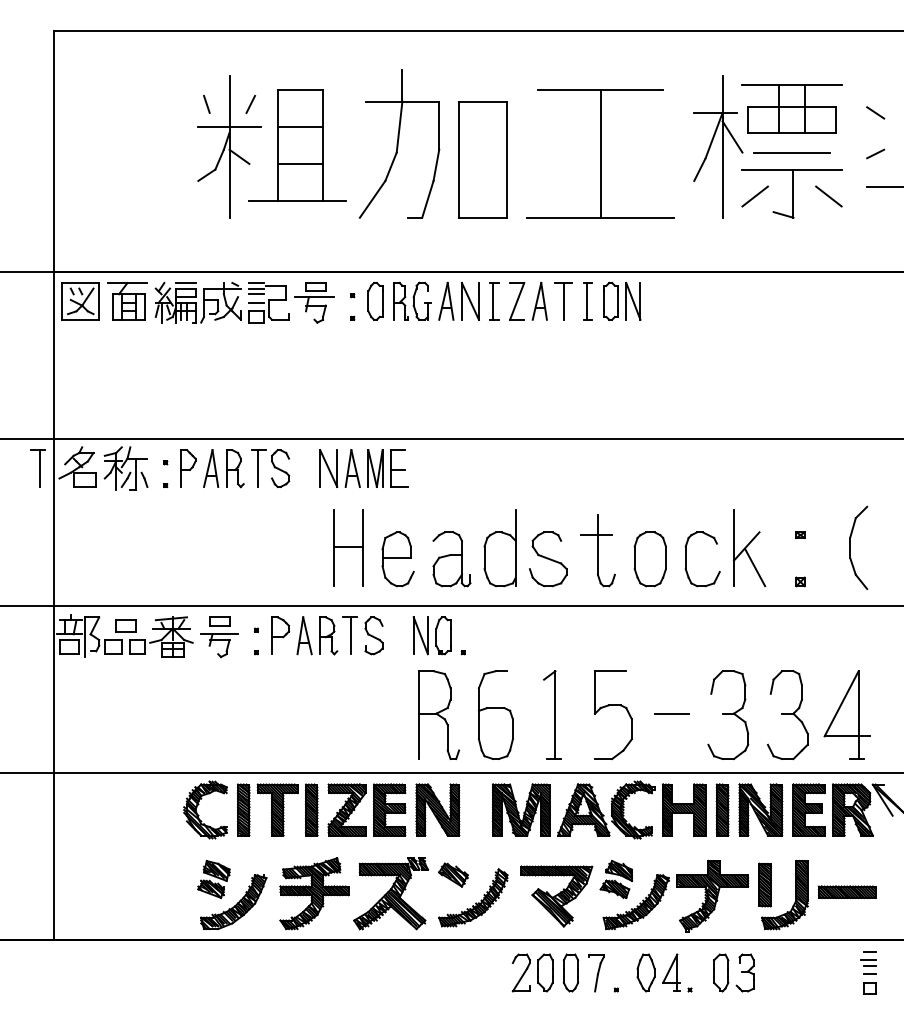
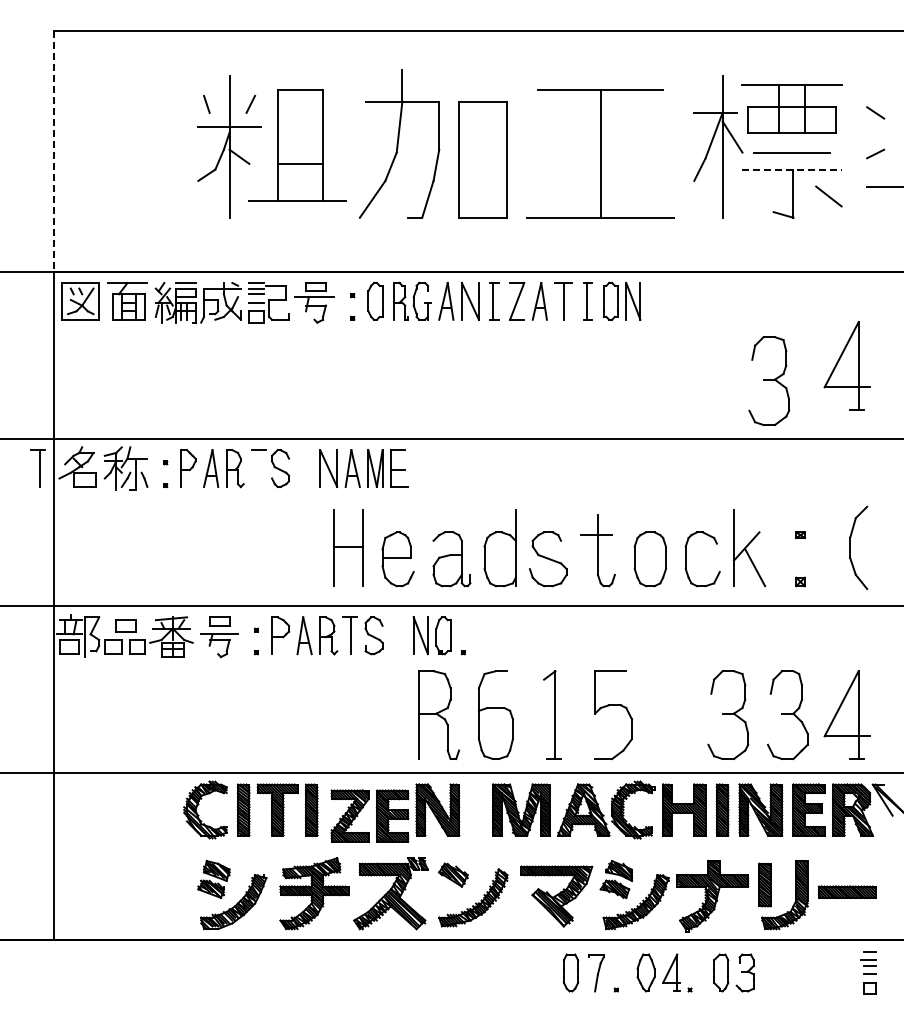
line: present -> none (300, 127)
line: solid -> dashed (53, 151)
line: solid -> dashed (792, 169)
line: present -> none (754, 196)
part: none -> present (846, 365)
part: none -> present (769, 381)
line: present -> none (257, 468)
line: present -> none (671, 713)
part position: (373, 809) -> (376, 815) (376, 815)
part: present -> none (532, 972)
